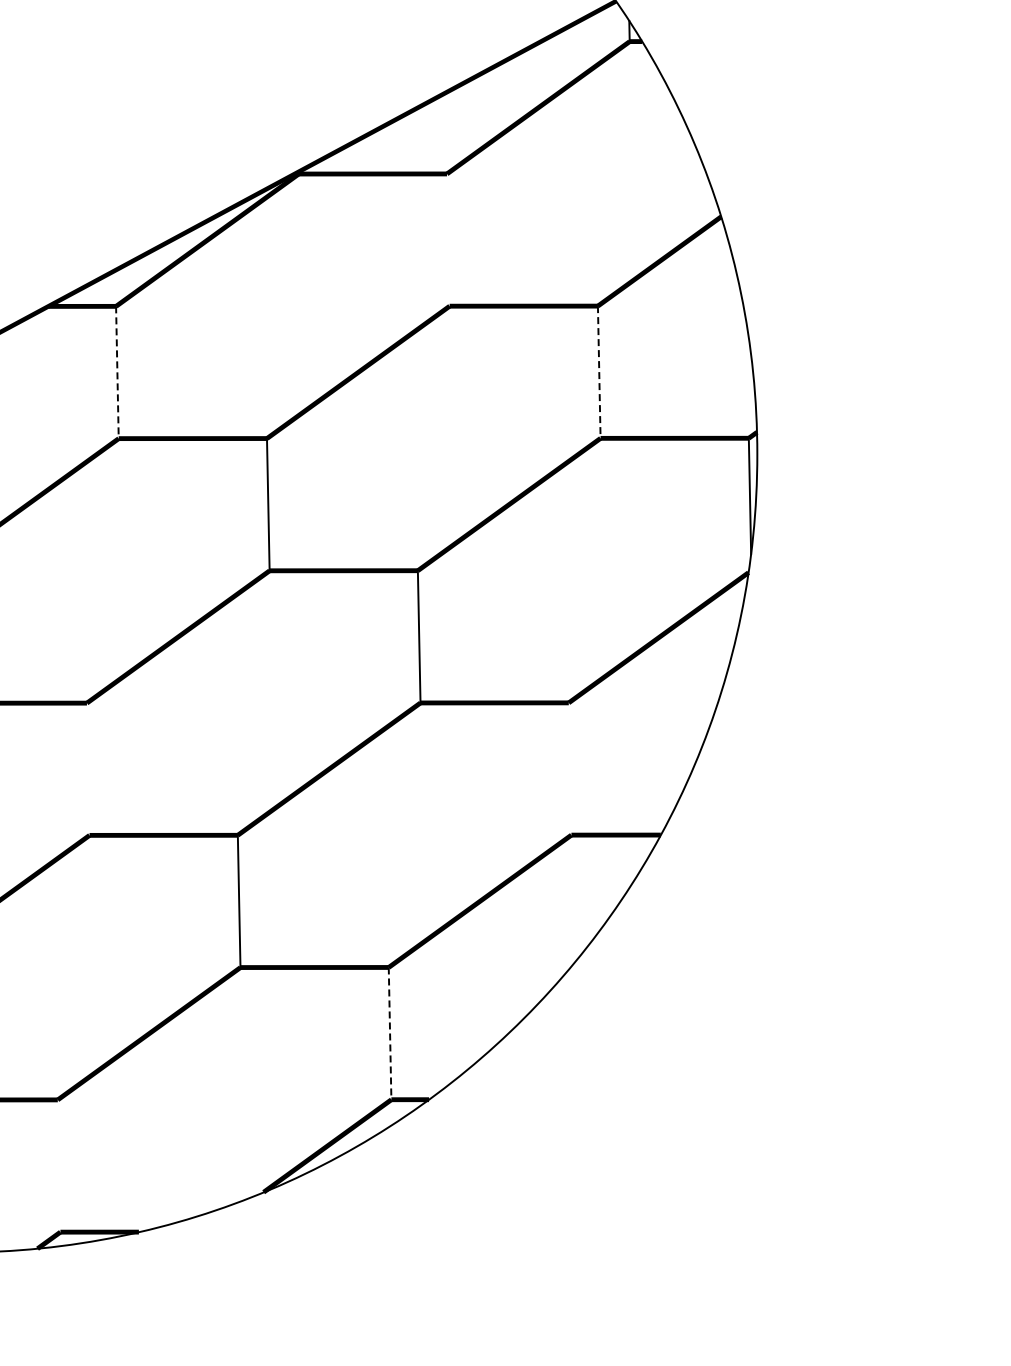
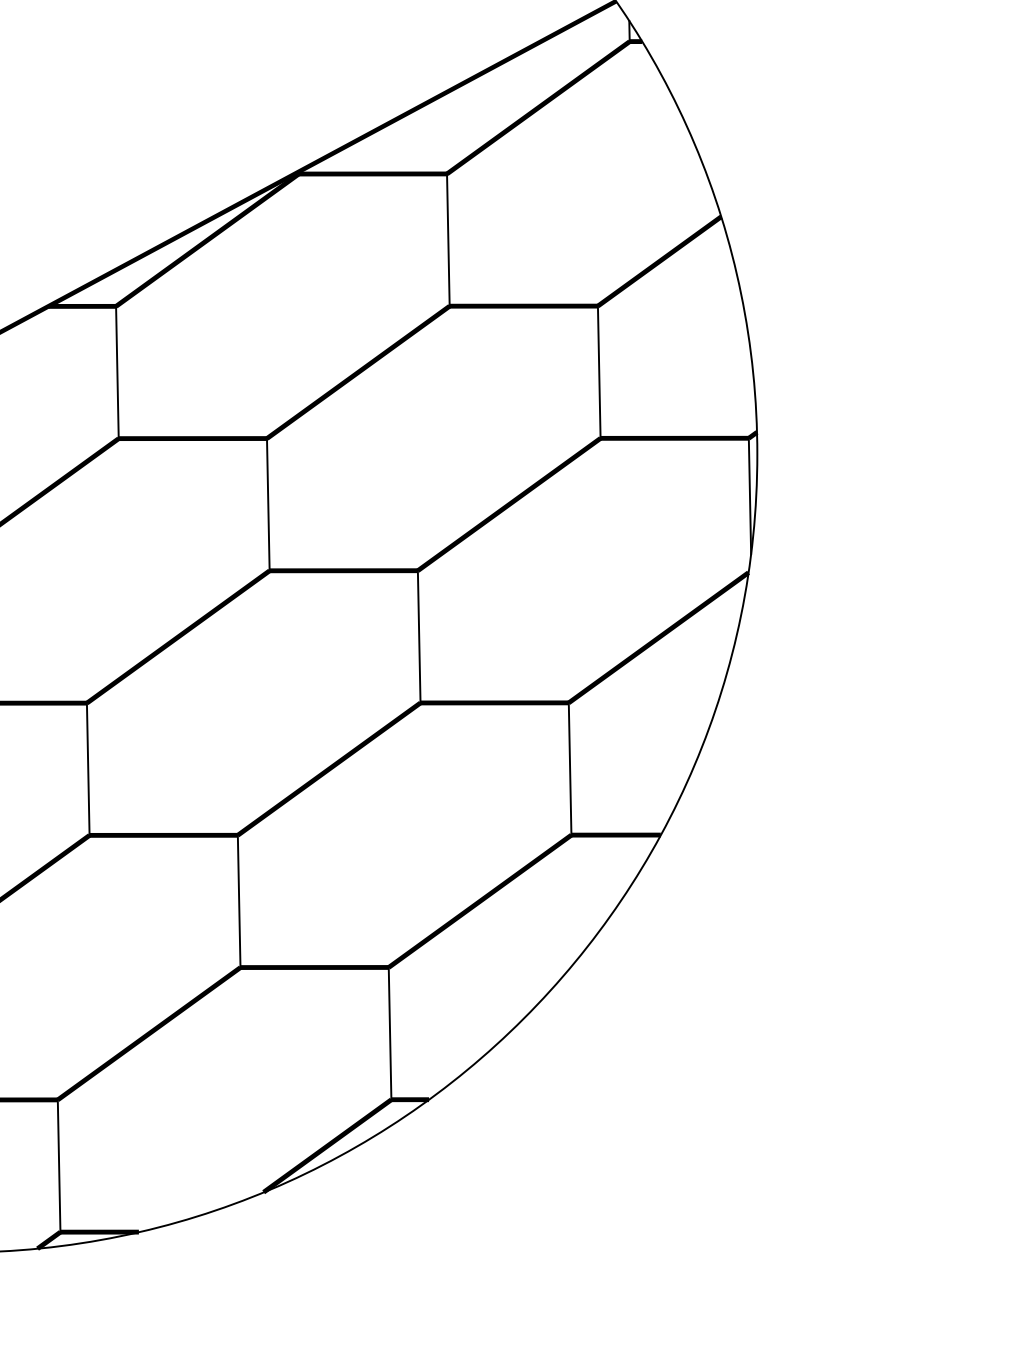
line: none -> present (448, 239)
line: dashed -> solid (599, 372)
line: dashed -> solid (117, 373)
line: none -> present (569, 768)
line: none -> present (87, 769)
line: dashed -> solid (390, 1034)
line: none -> present (58, 1165)
